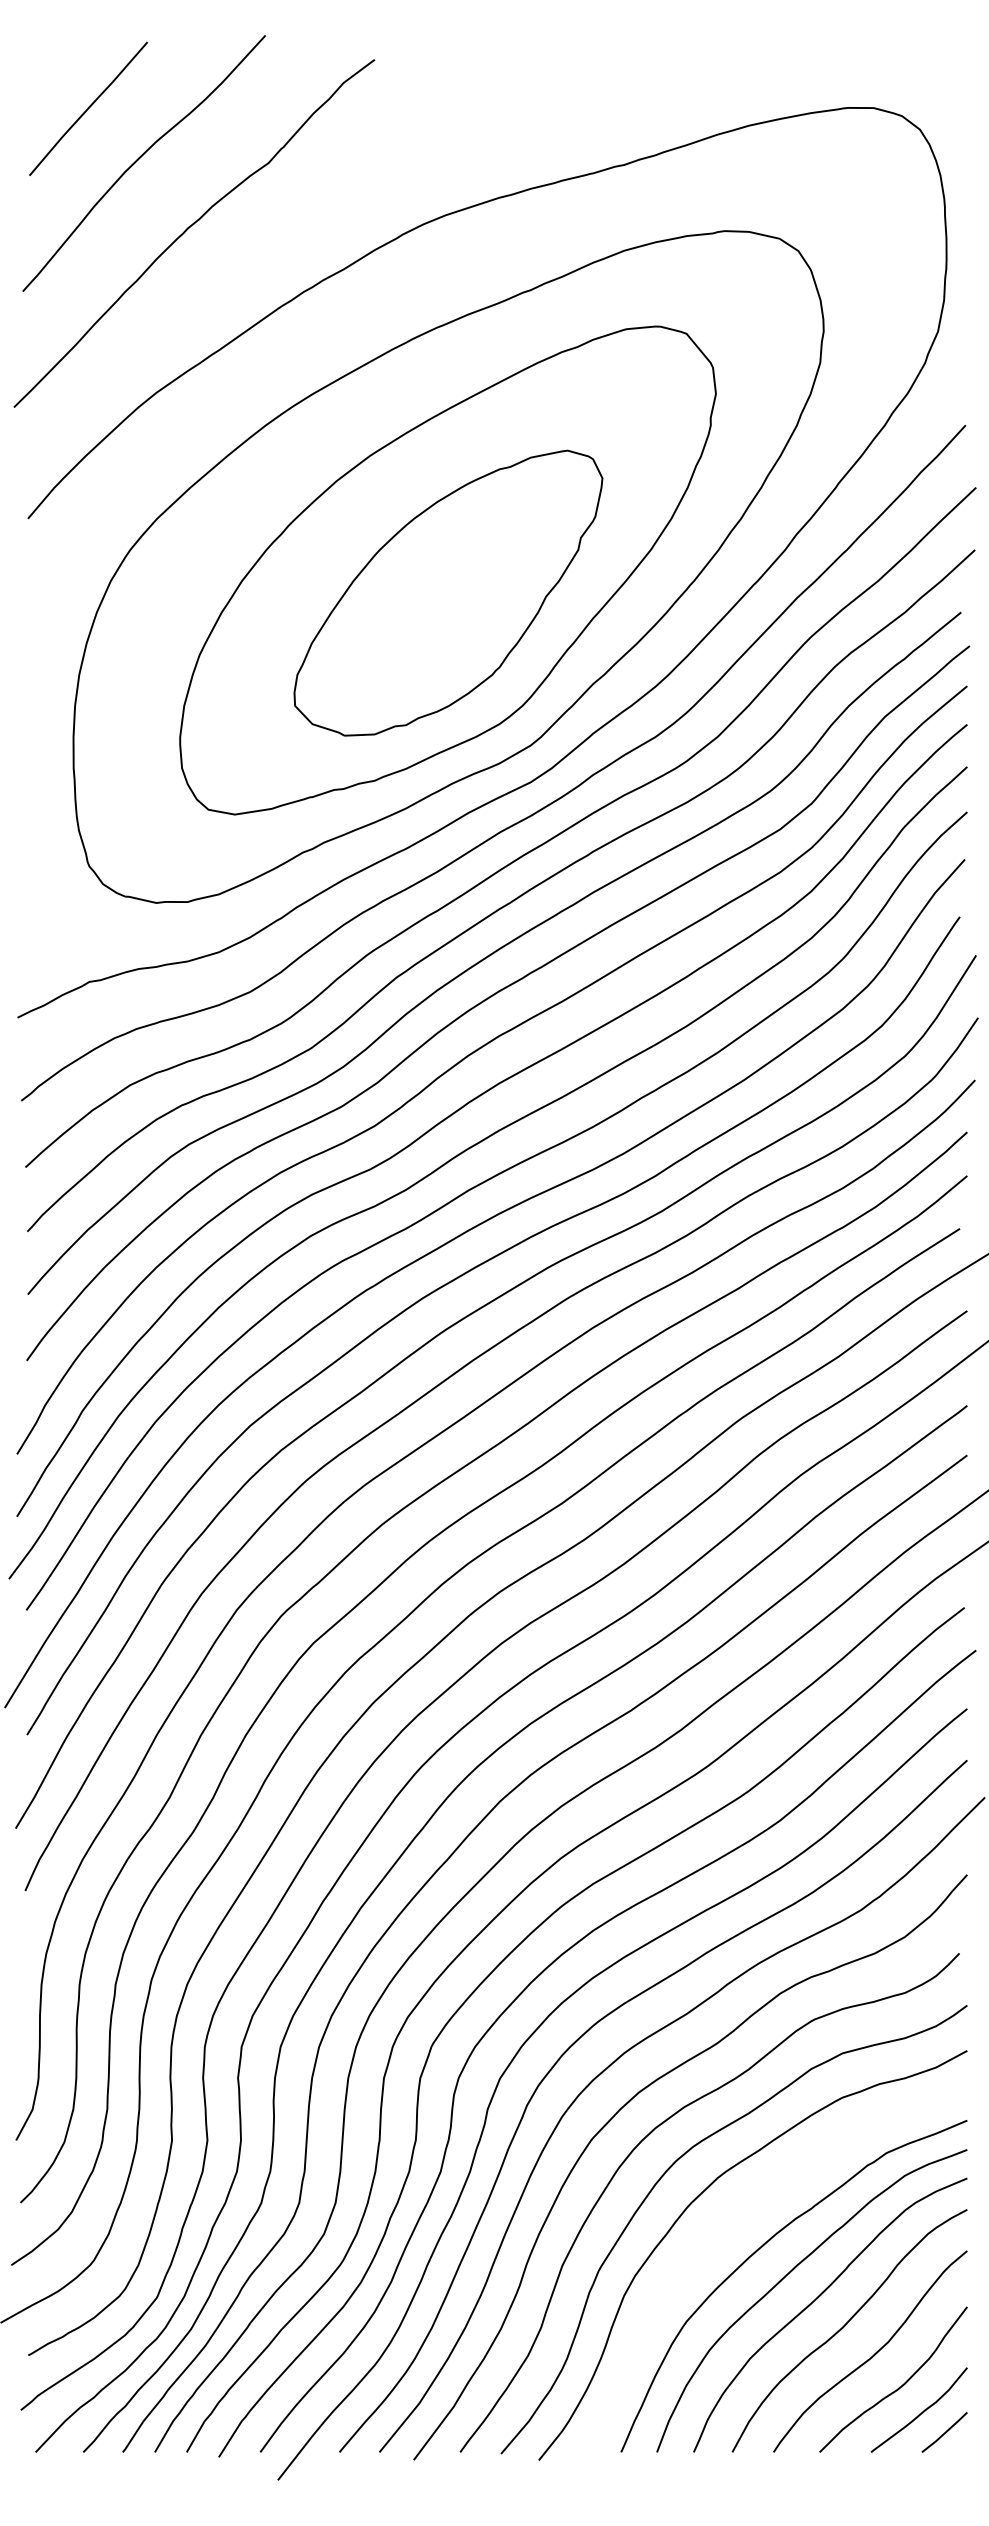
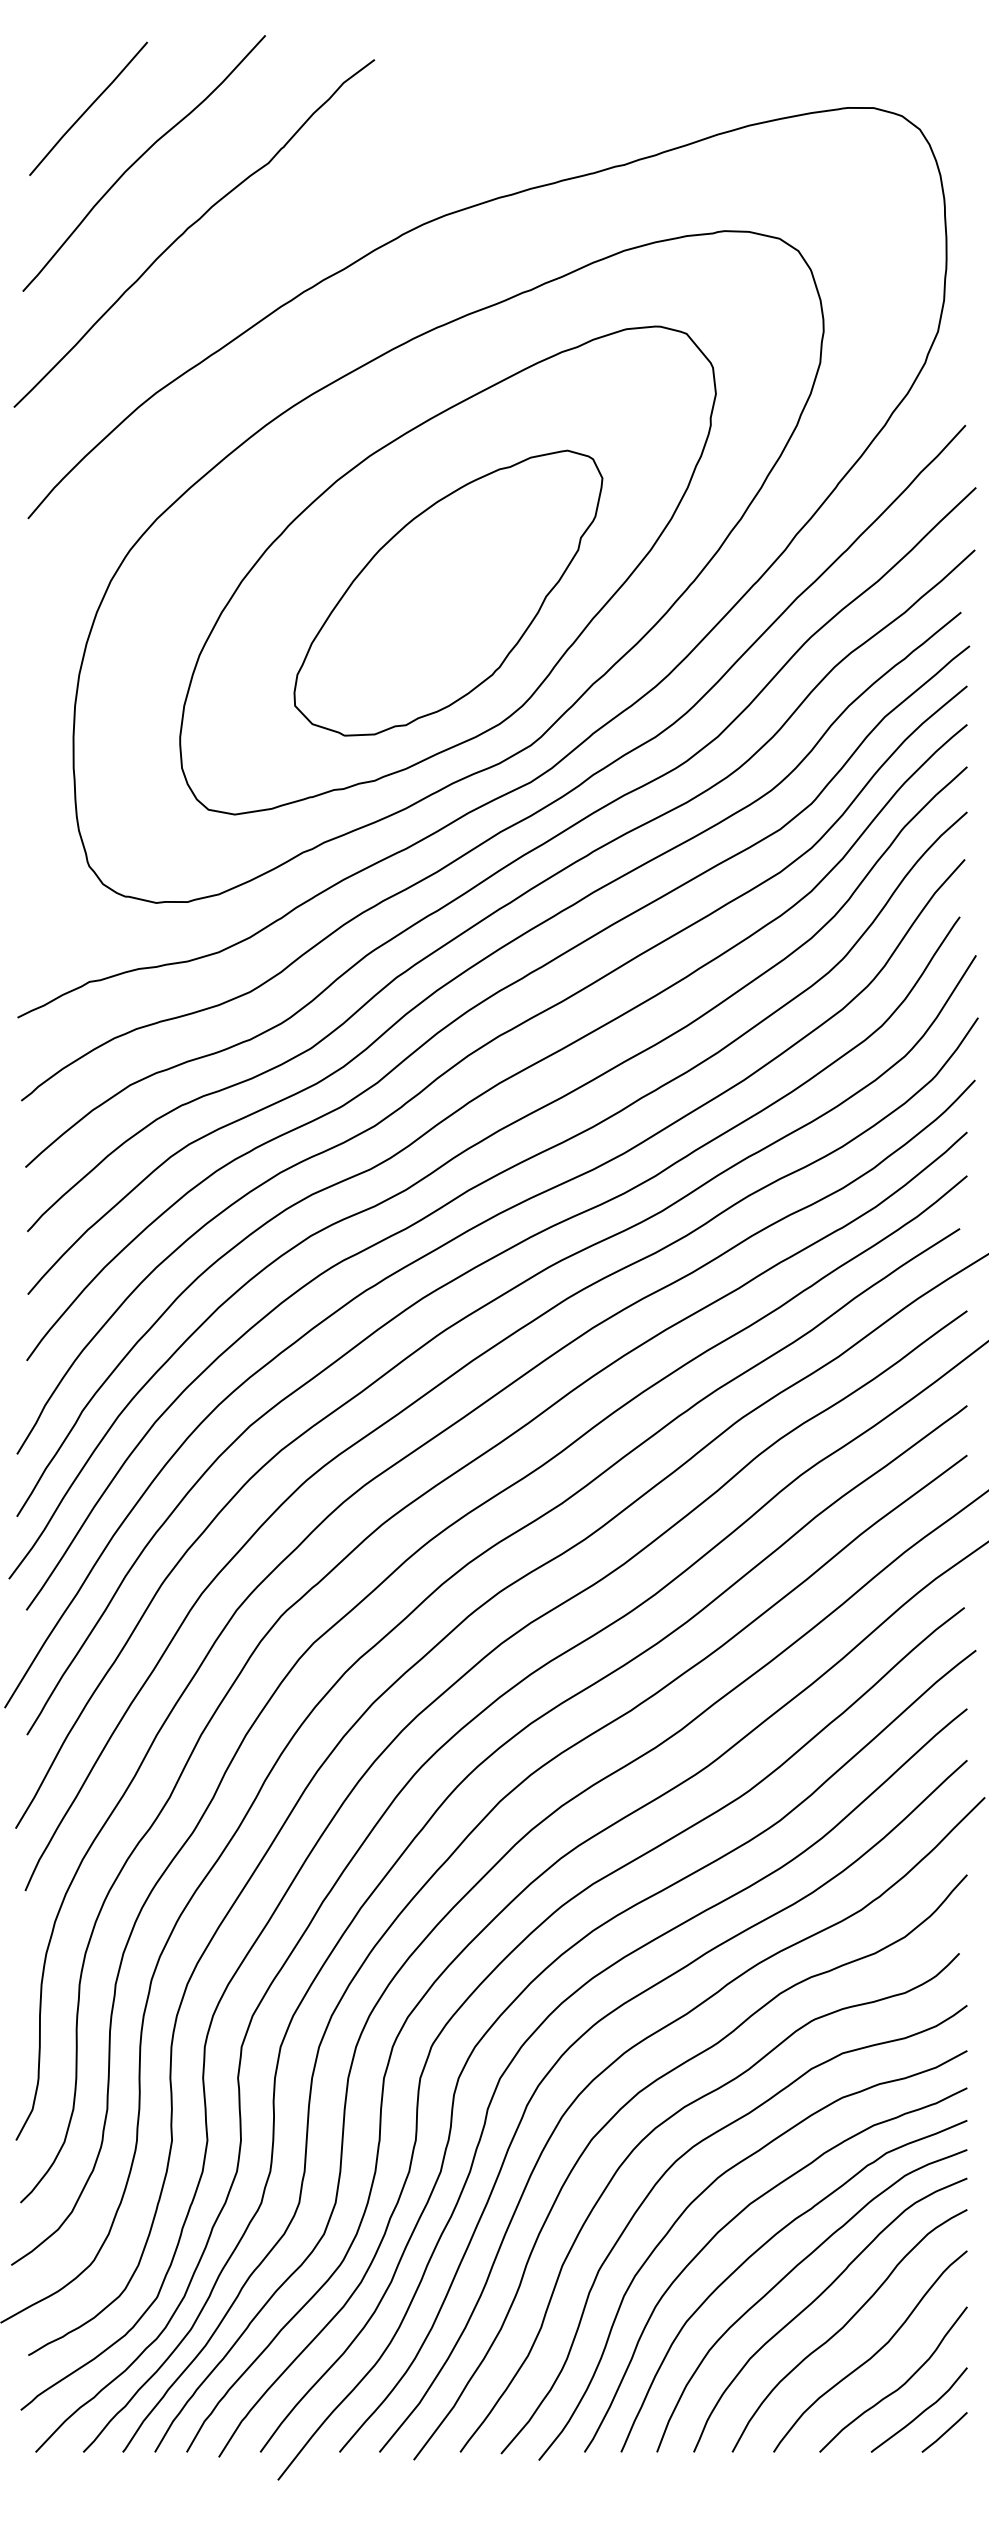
curve: none -> present (734, 2219)
